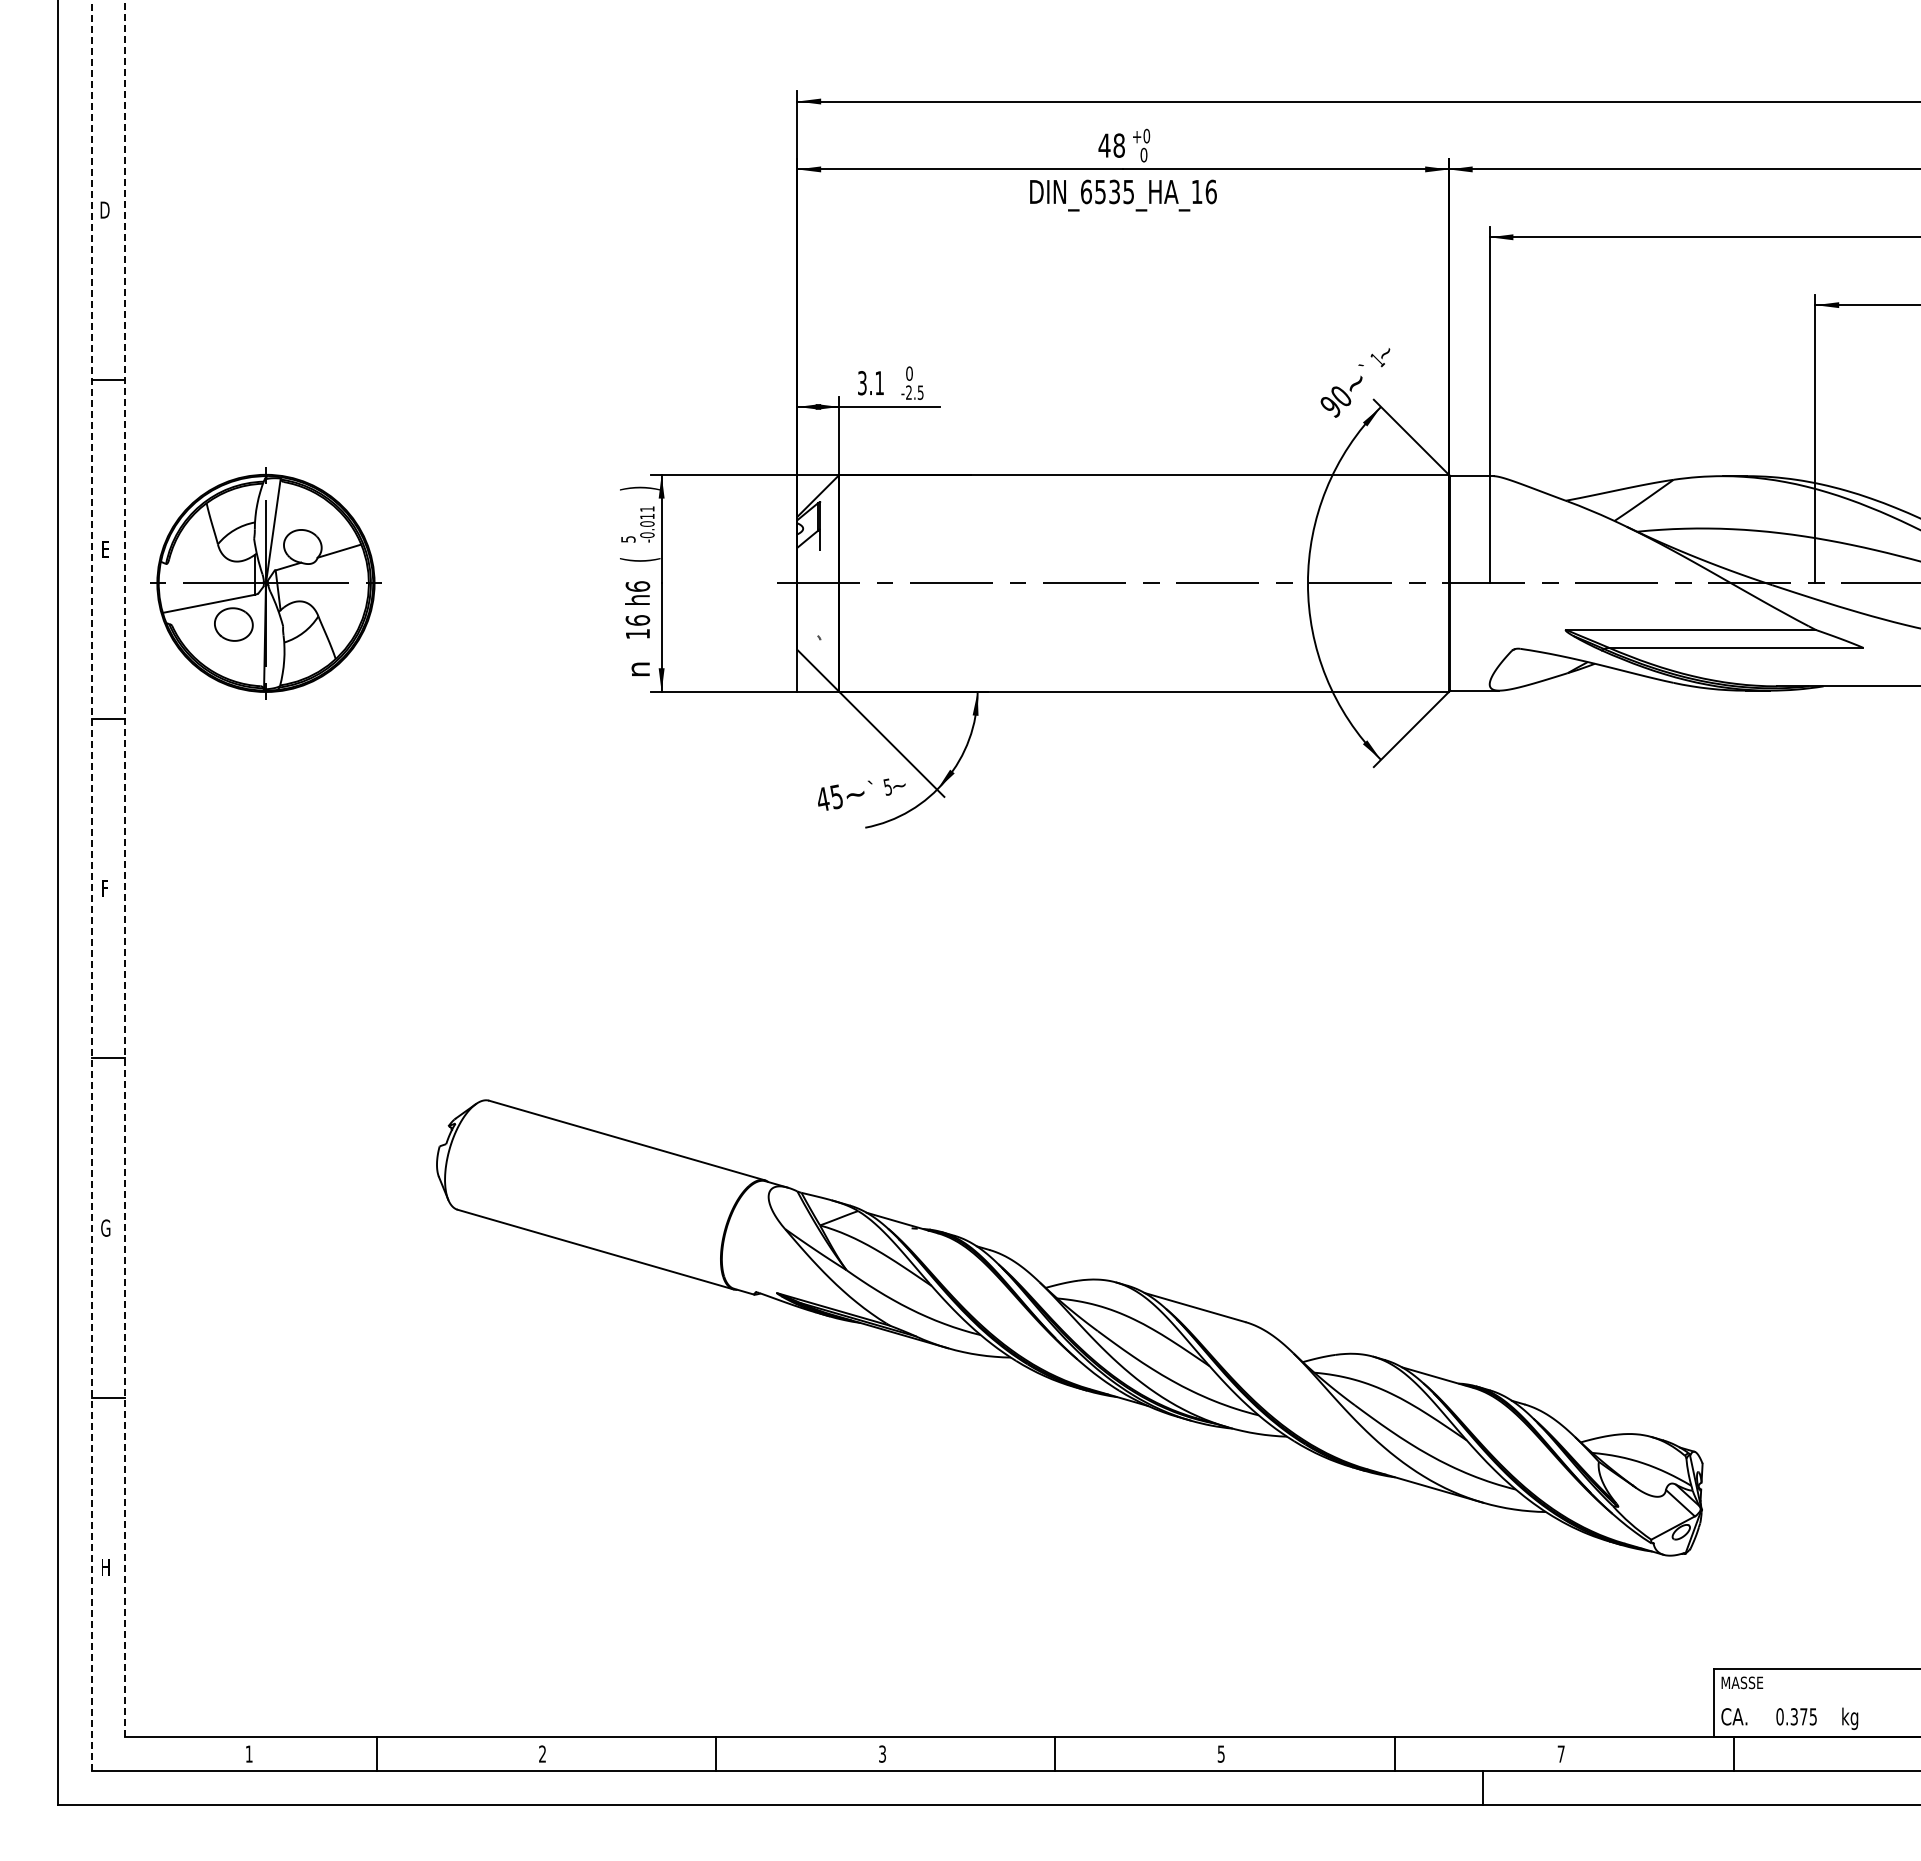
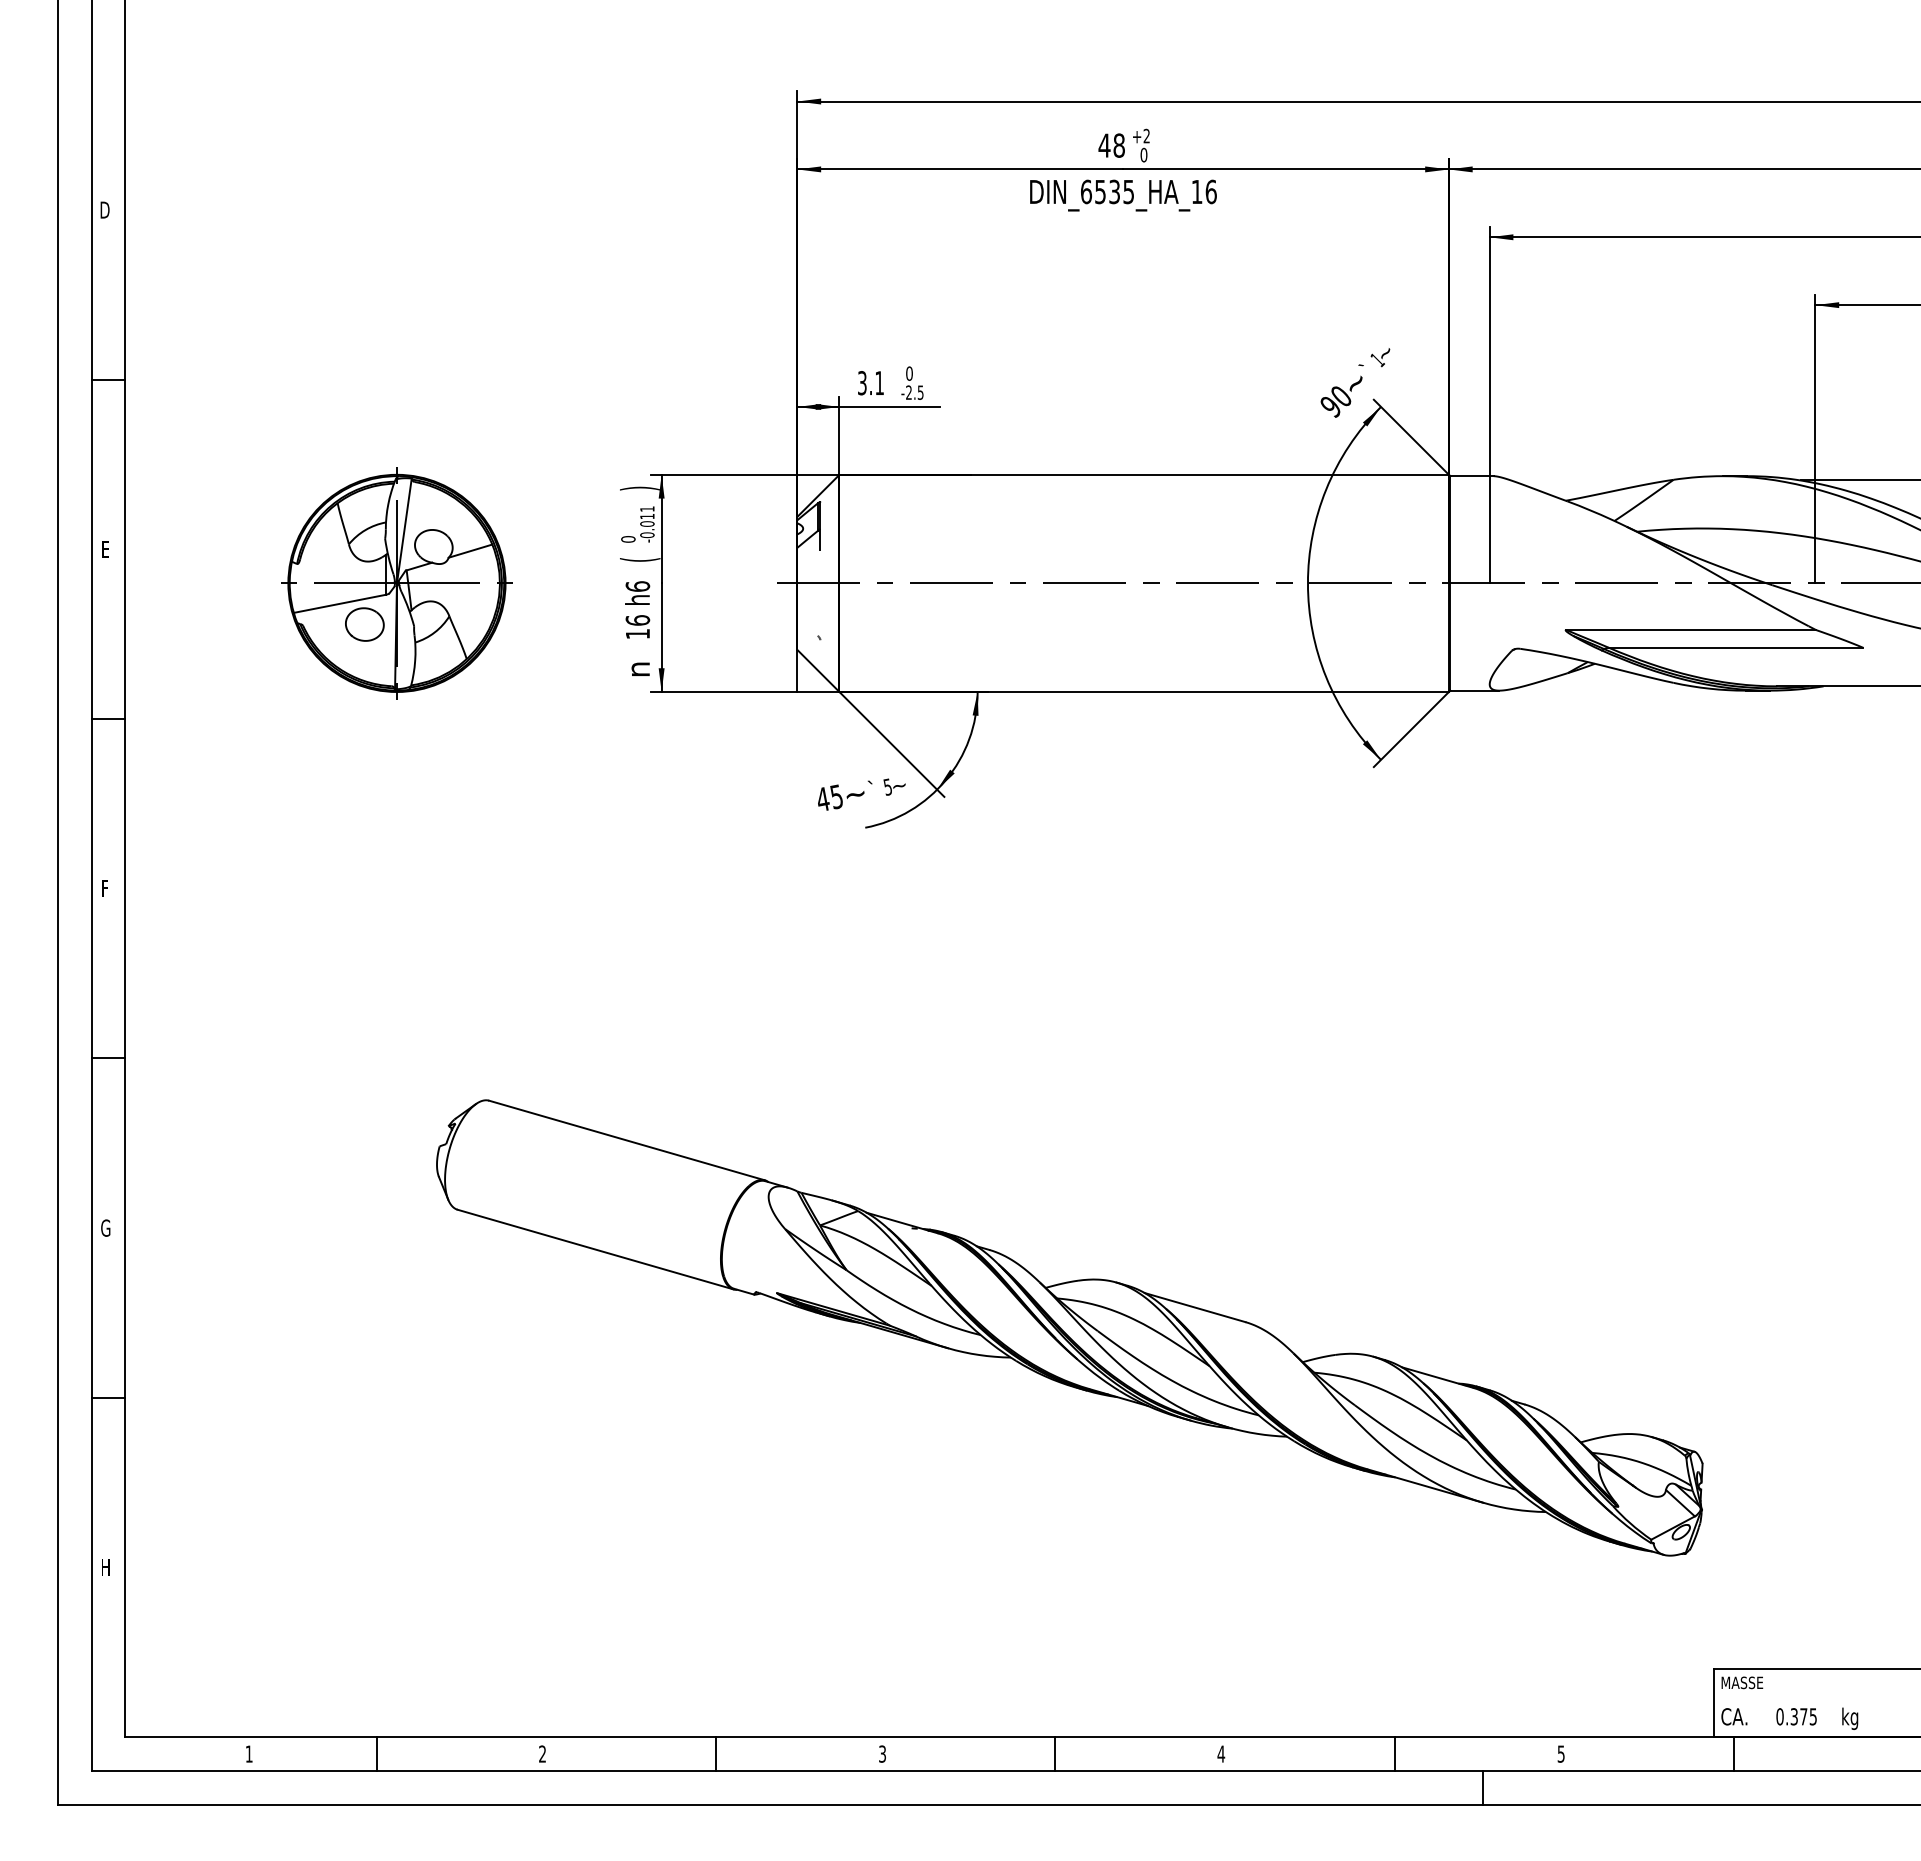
text: +0 -> +2 (1146, 136)
line: none -> present (1858, 480)
text: 5 -> 0 (628, 539)
part position: (265, 583) -> (396, 583) (396, 583)
line: dashed -> solid (125, 868)
line: dashed -> solid (91, 885)
text: 5 -> 4 (1221, 1753)
text: 7 -> 5 (1560, 1753)
